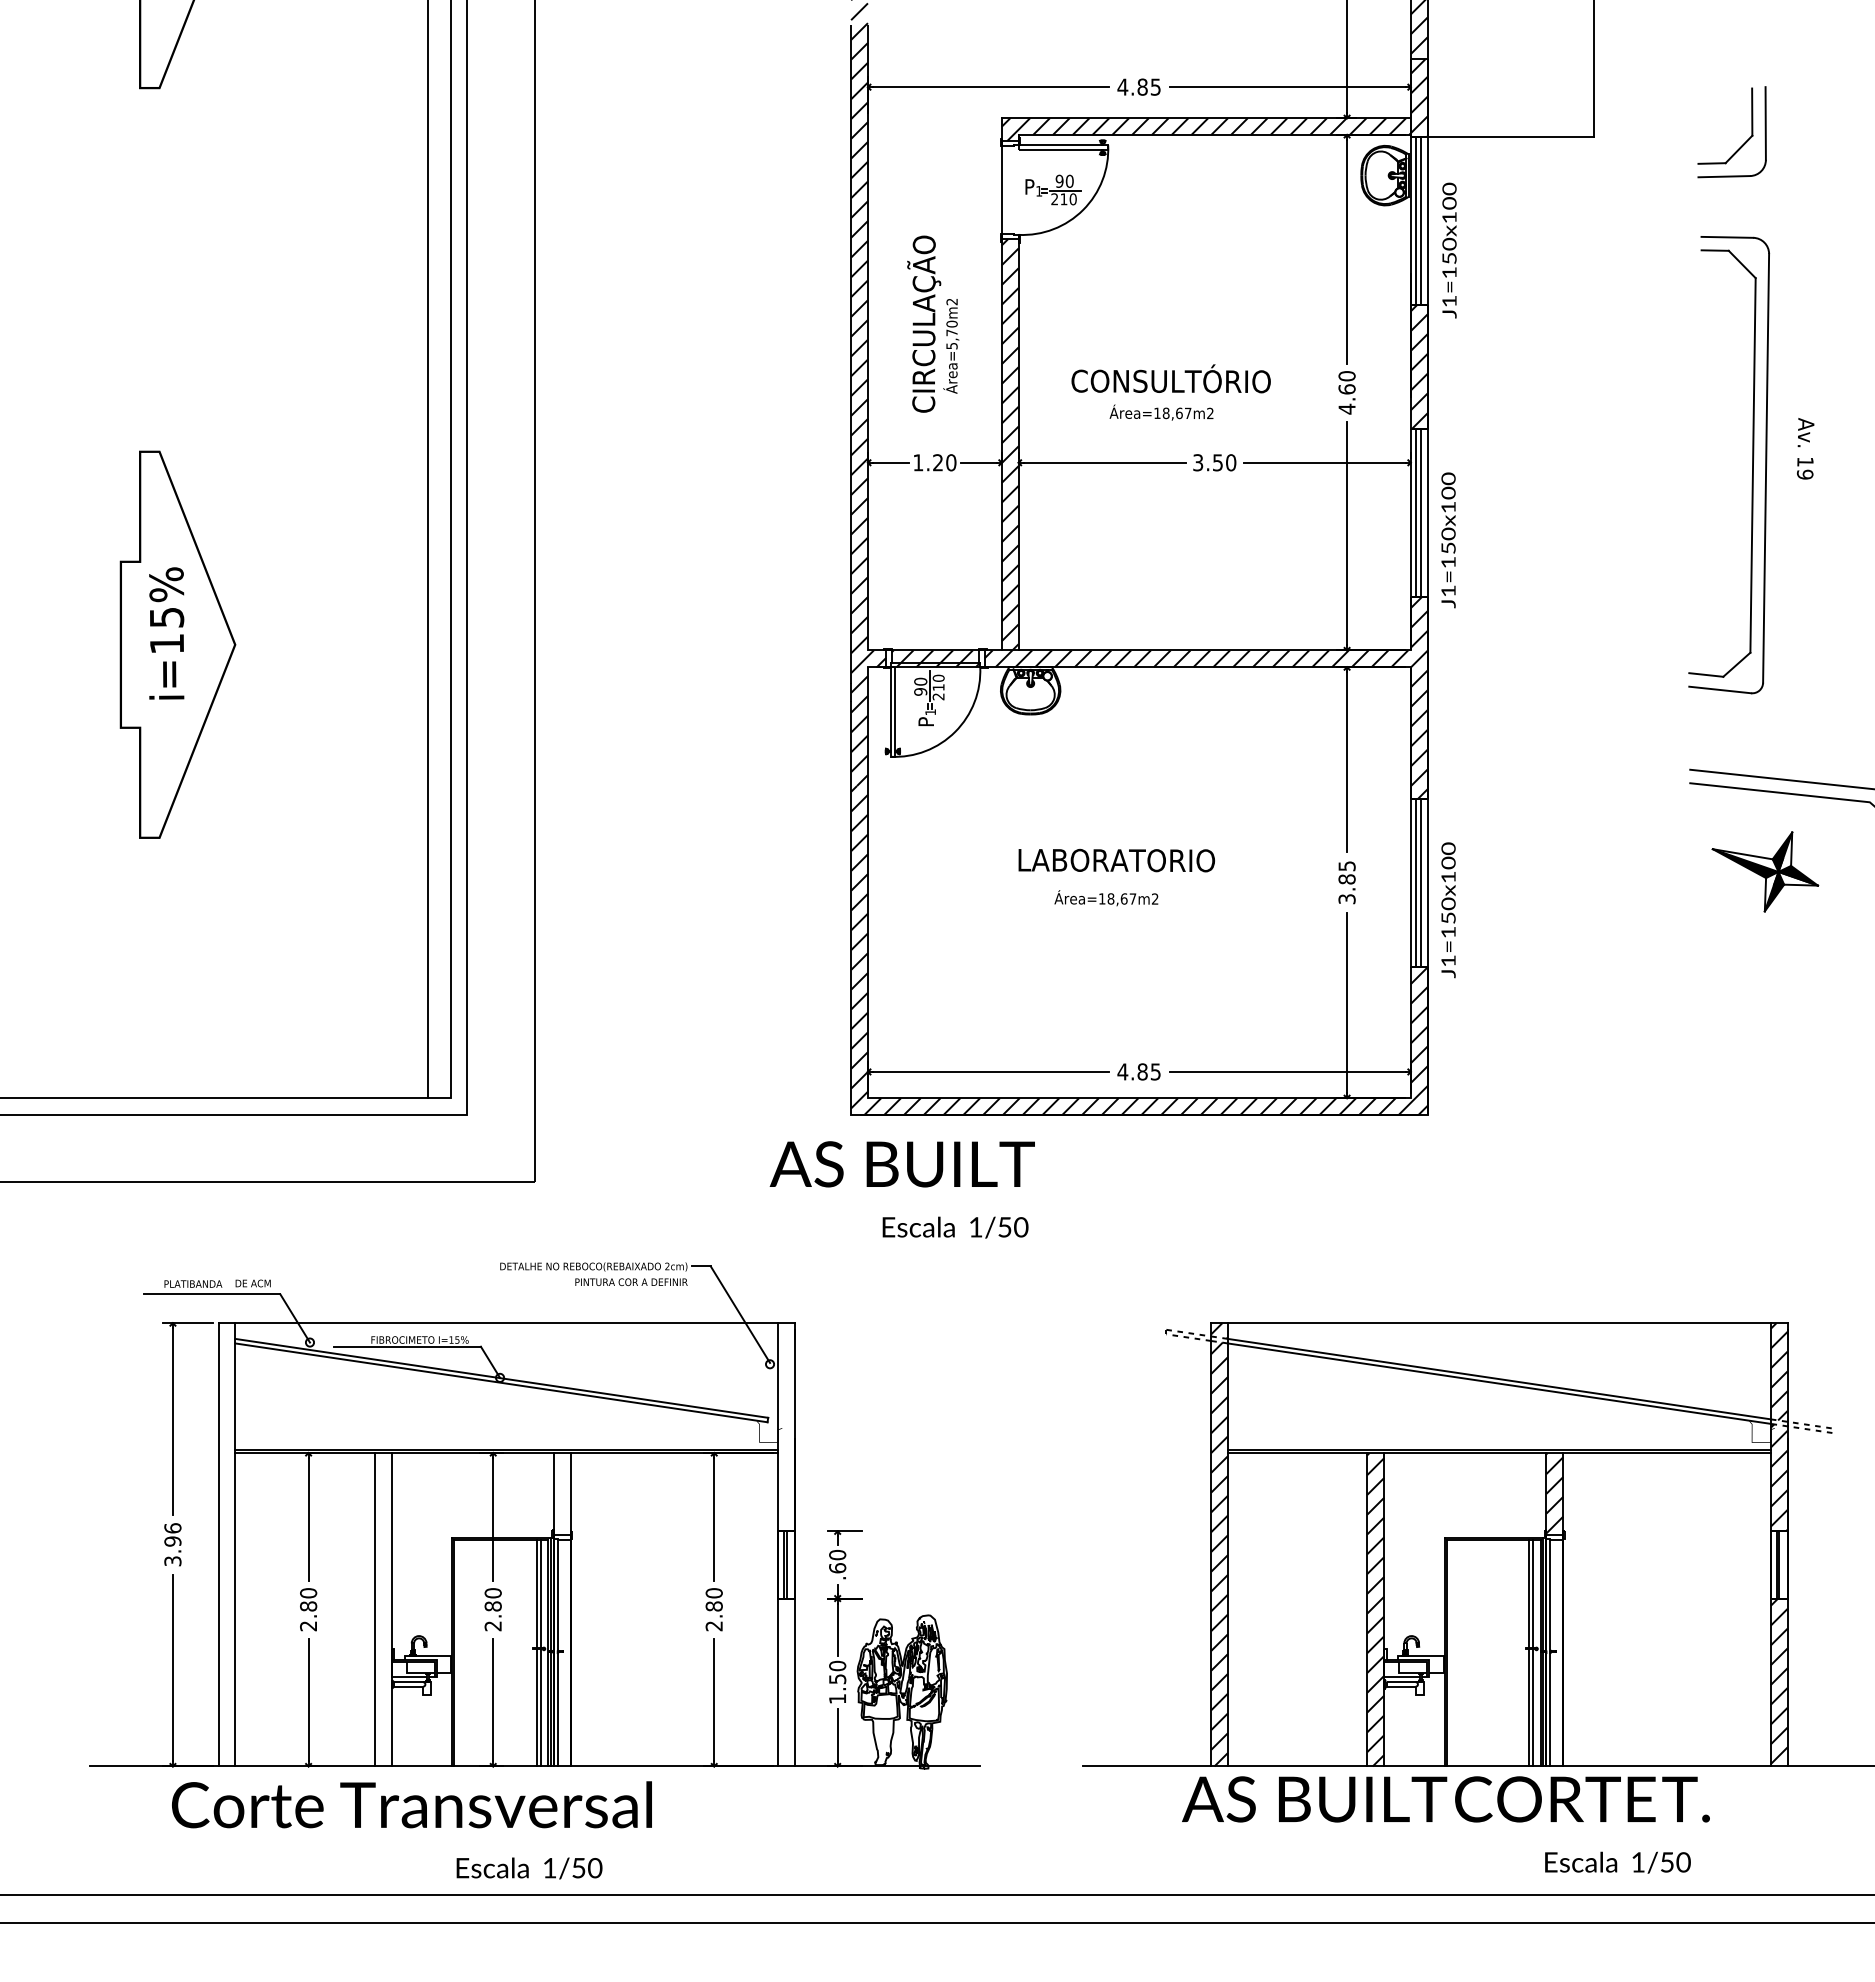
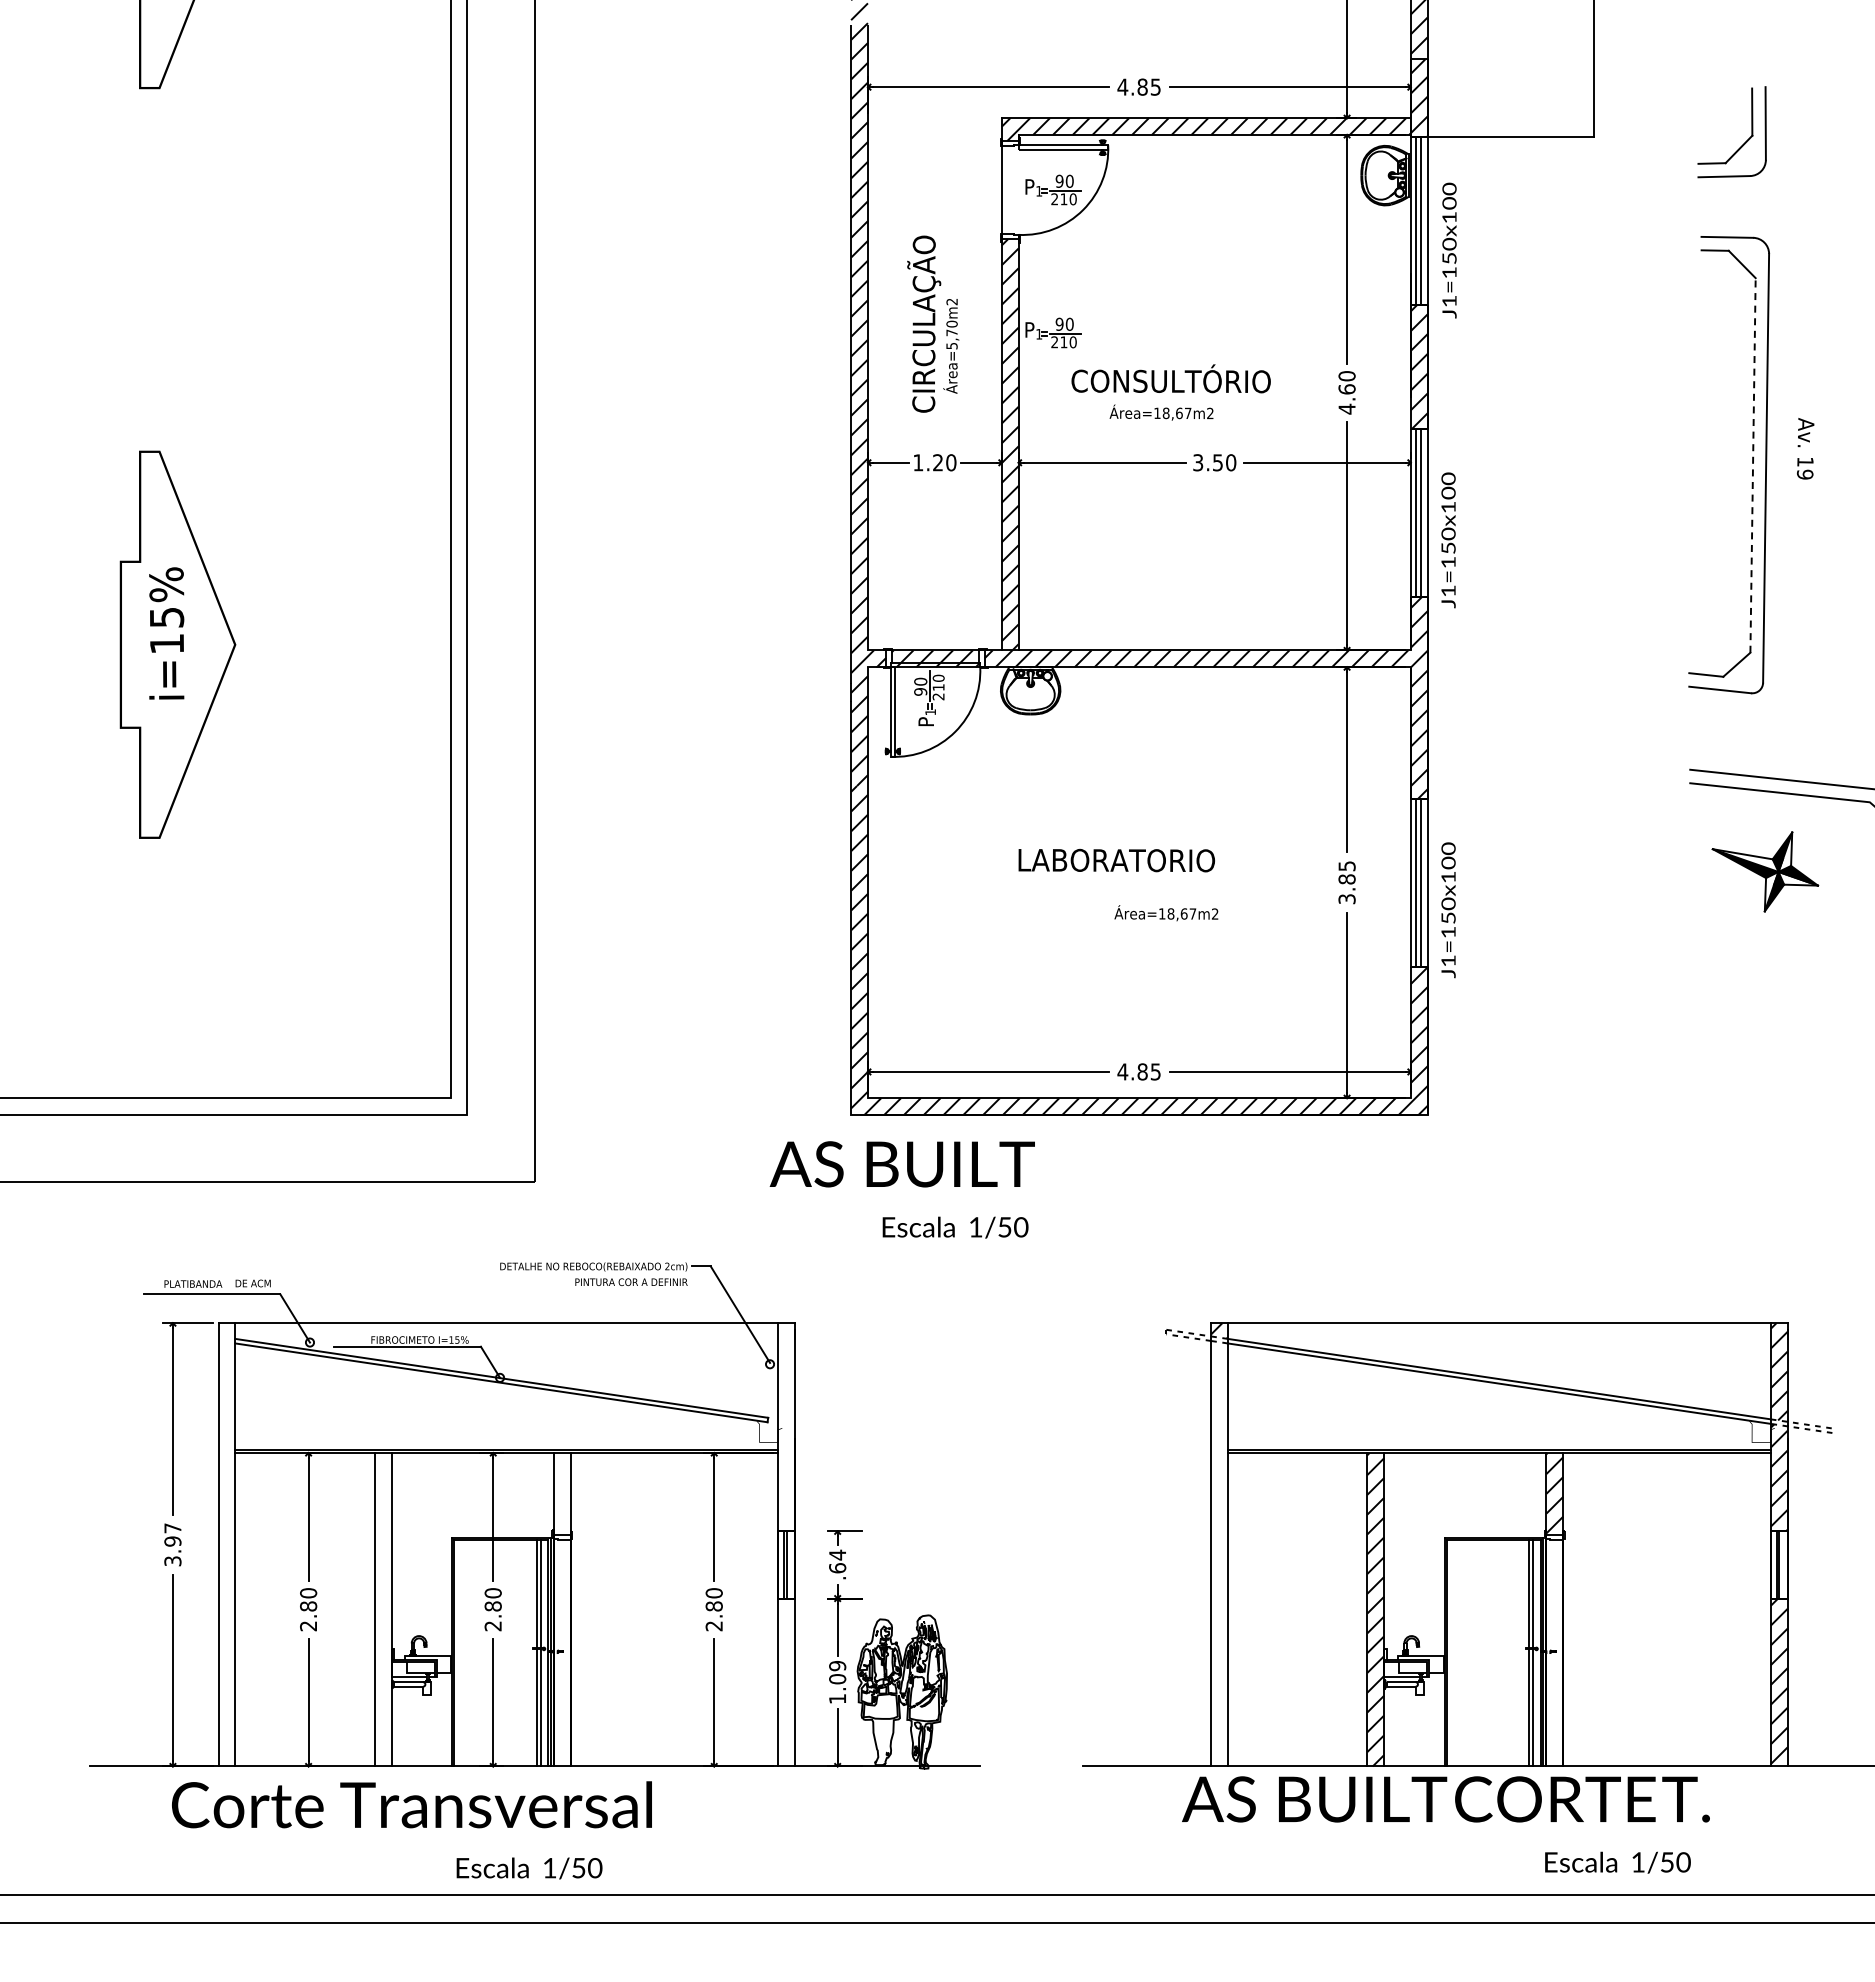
part: none -> present (1053, 332)
line: solid -> dashed (1753, 464)
line: present -> none (428, 550)
text position: (1106, 898) -> (1166, 913) (1166, 913)
text: 3.96 -> 3.97 (172, 1528)
text: .60 -> .64 (837, 1554)
hatch: present -> none (1219, 1554)
line: present -> none (557, 1653)
line: present -> none (1550, 1653)
text: 1.50 -> 1.09 (837, 1672)
